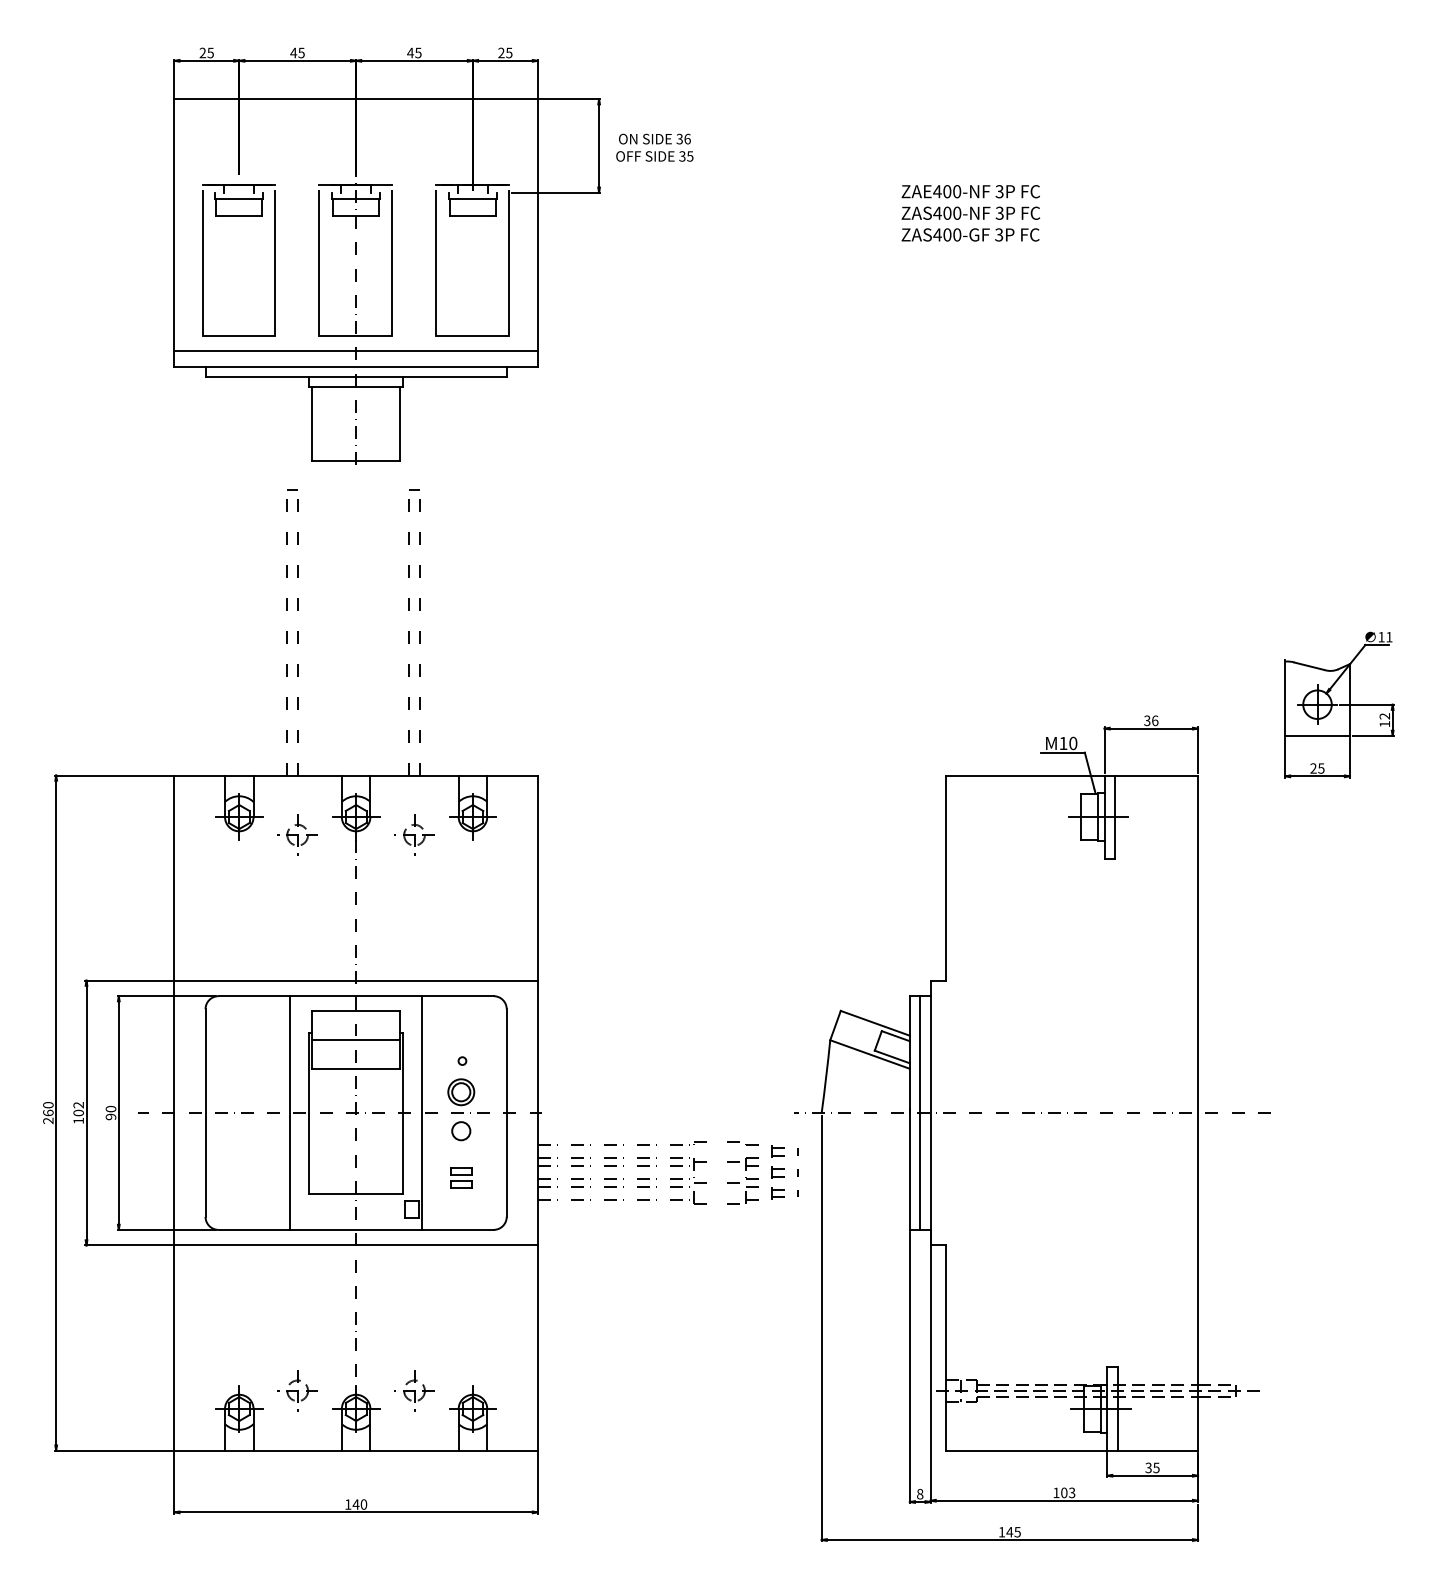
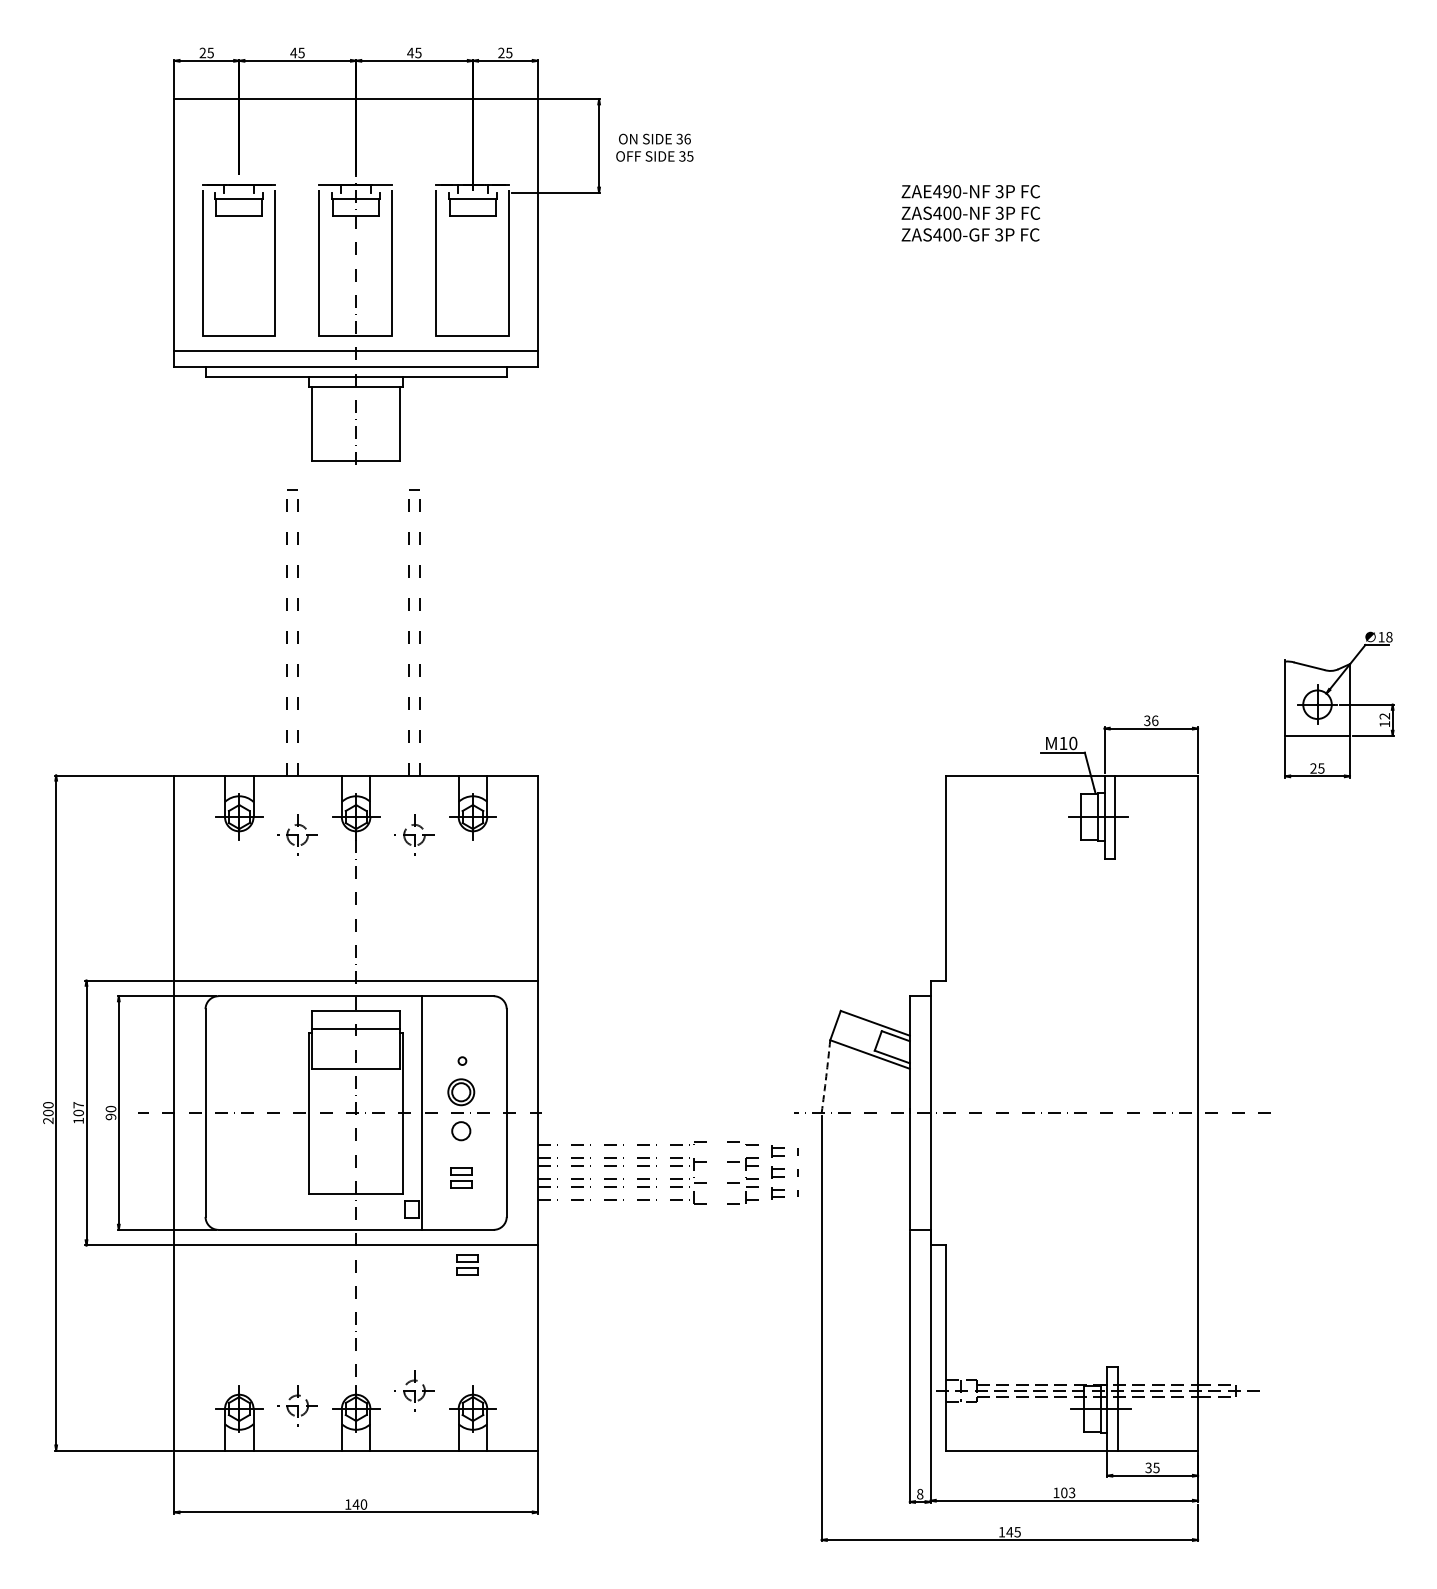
text: ZAE400-NF -> ZAE490-NF (947, 191)
text: 11 -> 18 (1389, 636)
line position: (356, 1040) -> (356, 1029) (356, 1029)
arc: solid -> dashed (826, 1076)
text: 102 -> 107 (78, 1105)
text: 260 -> 200 (48, 1112)
line: present -> none (289, 1112)
line: present -> none (920, 1112)
part: none -> present (467, 1264)
part position: (297, 1390) -> (297, 1405) (297, 1405)
